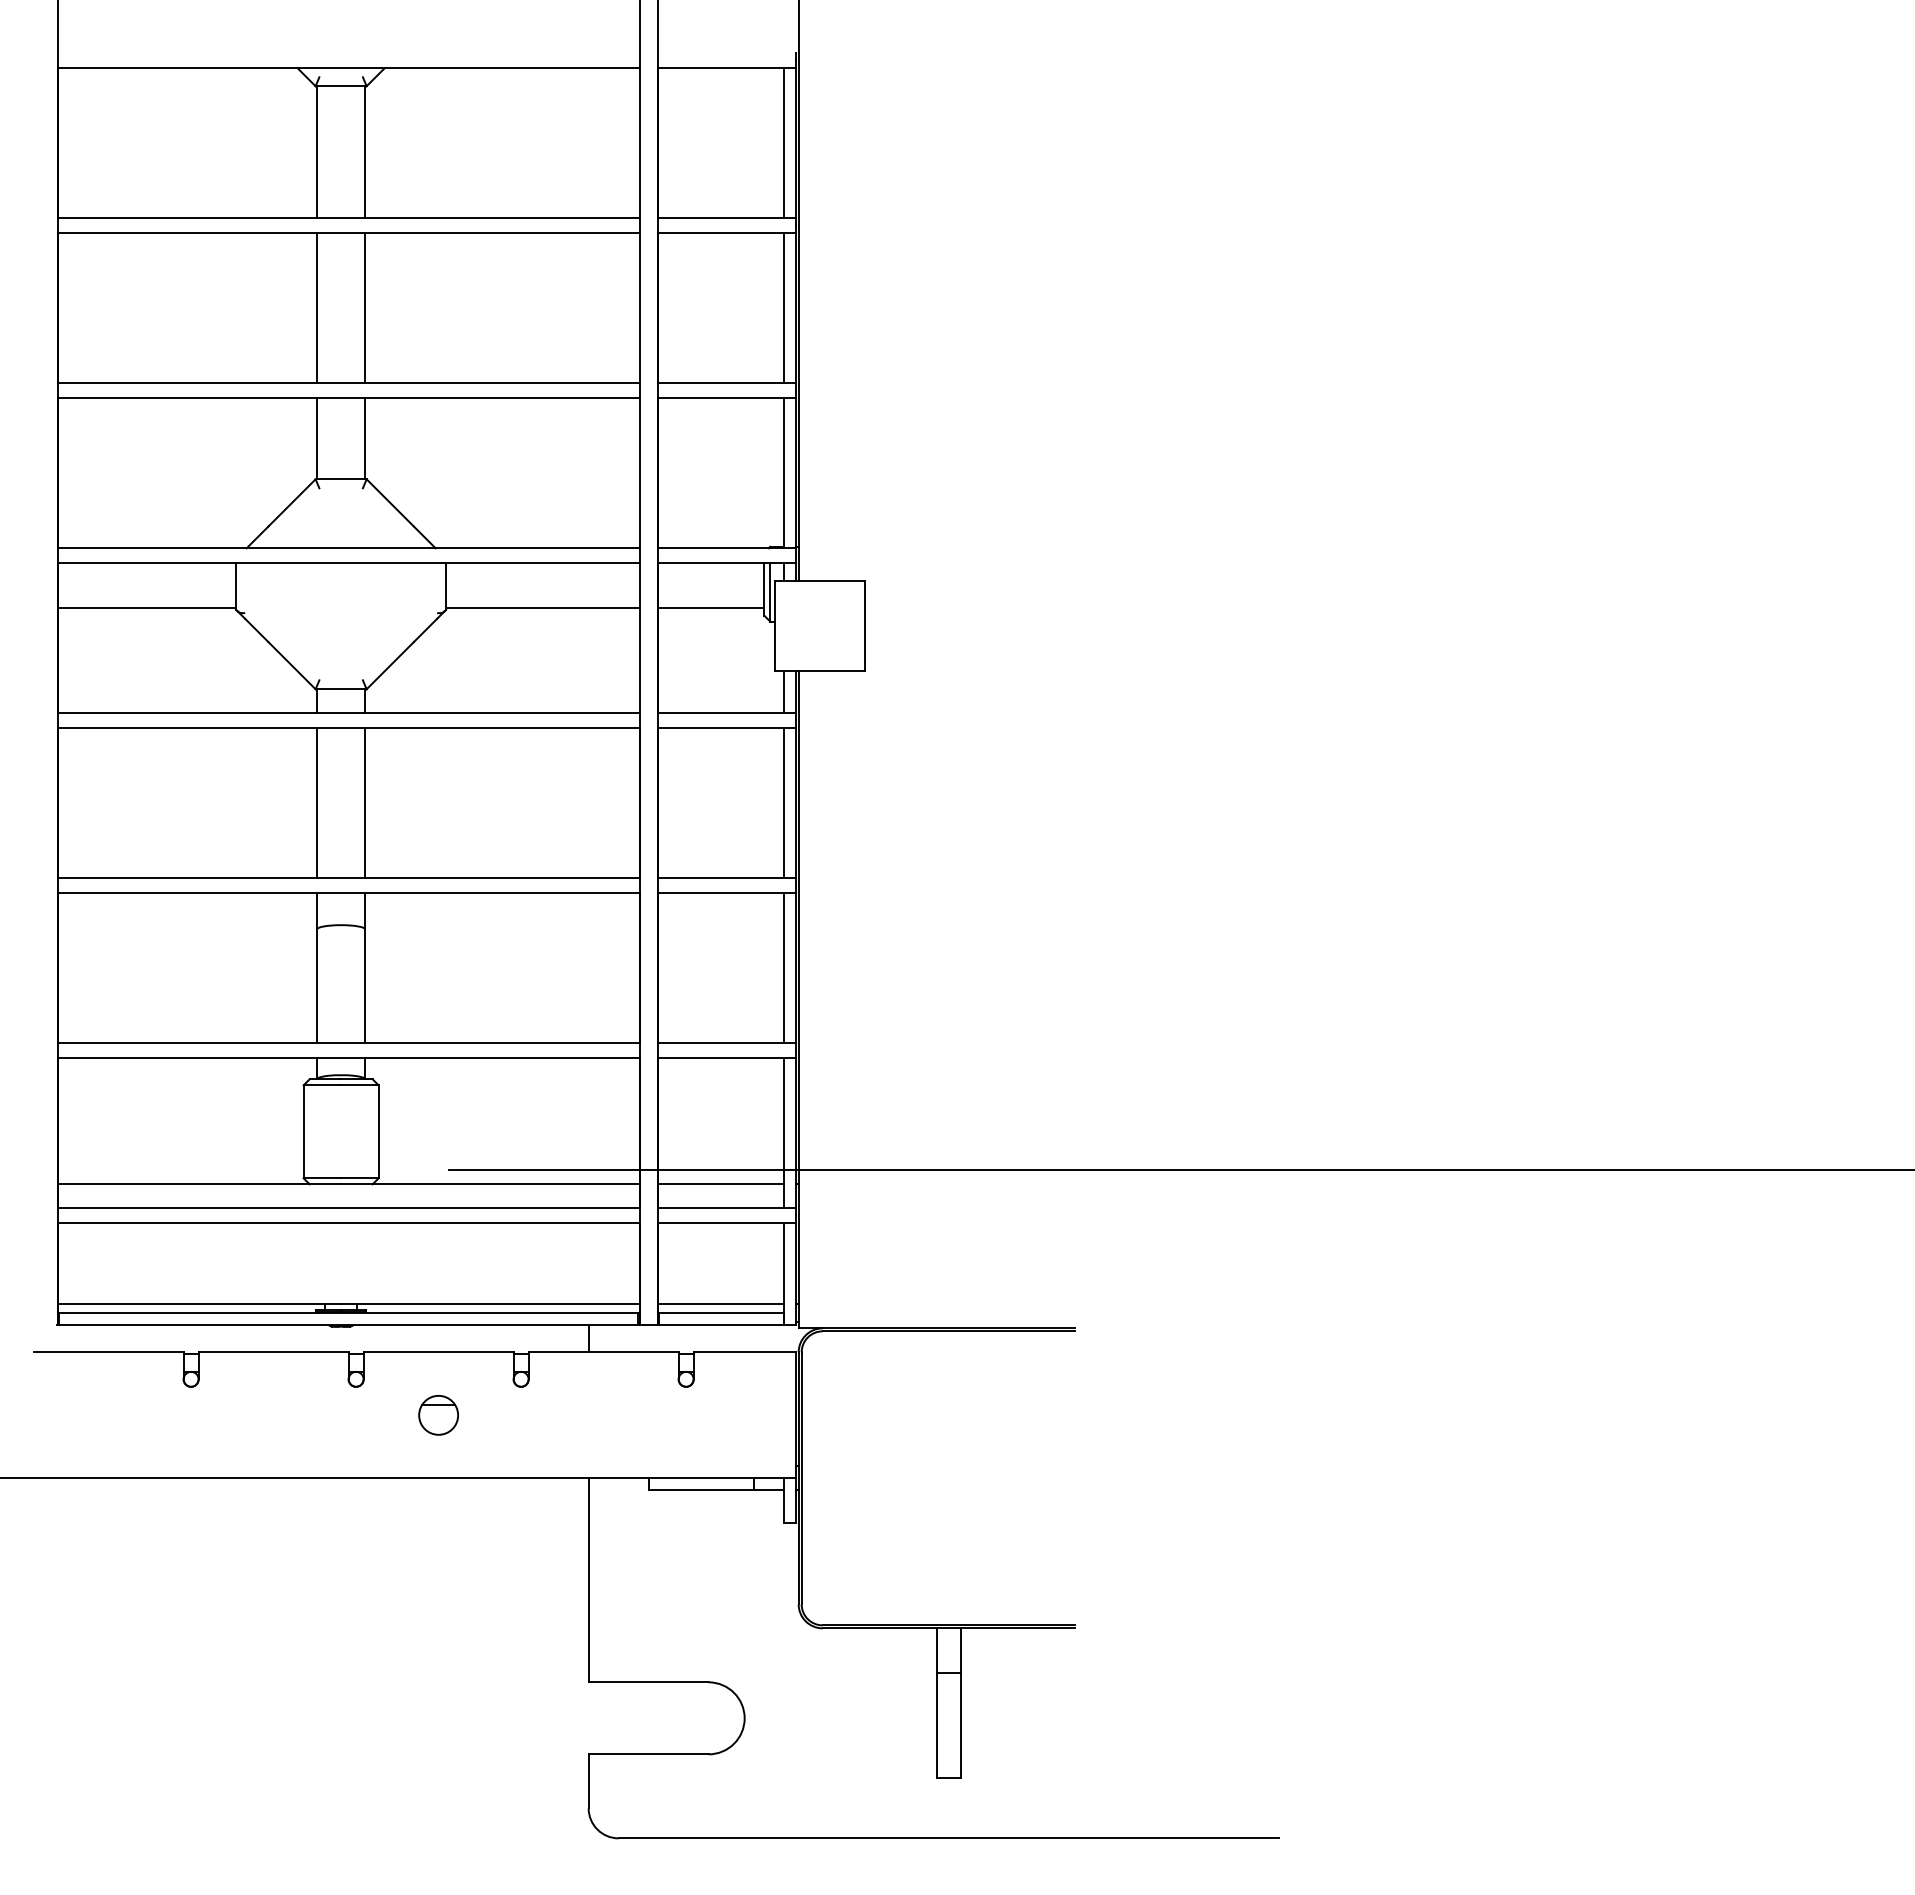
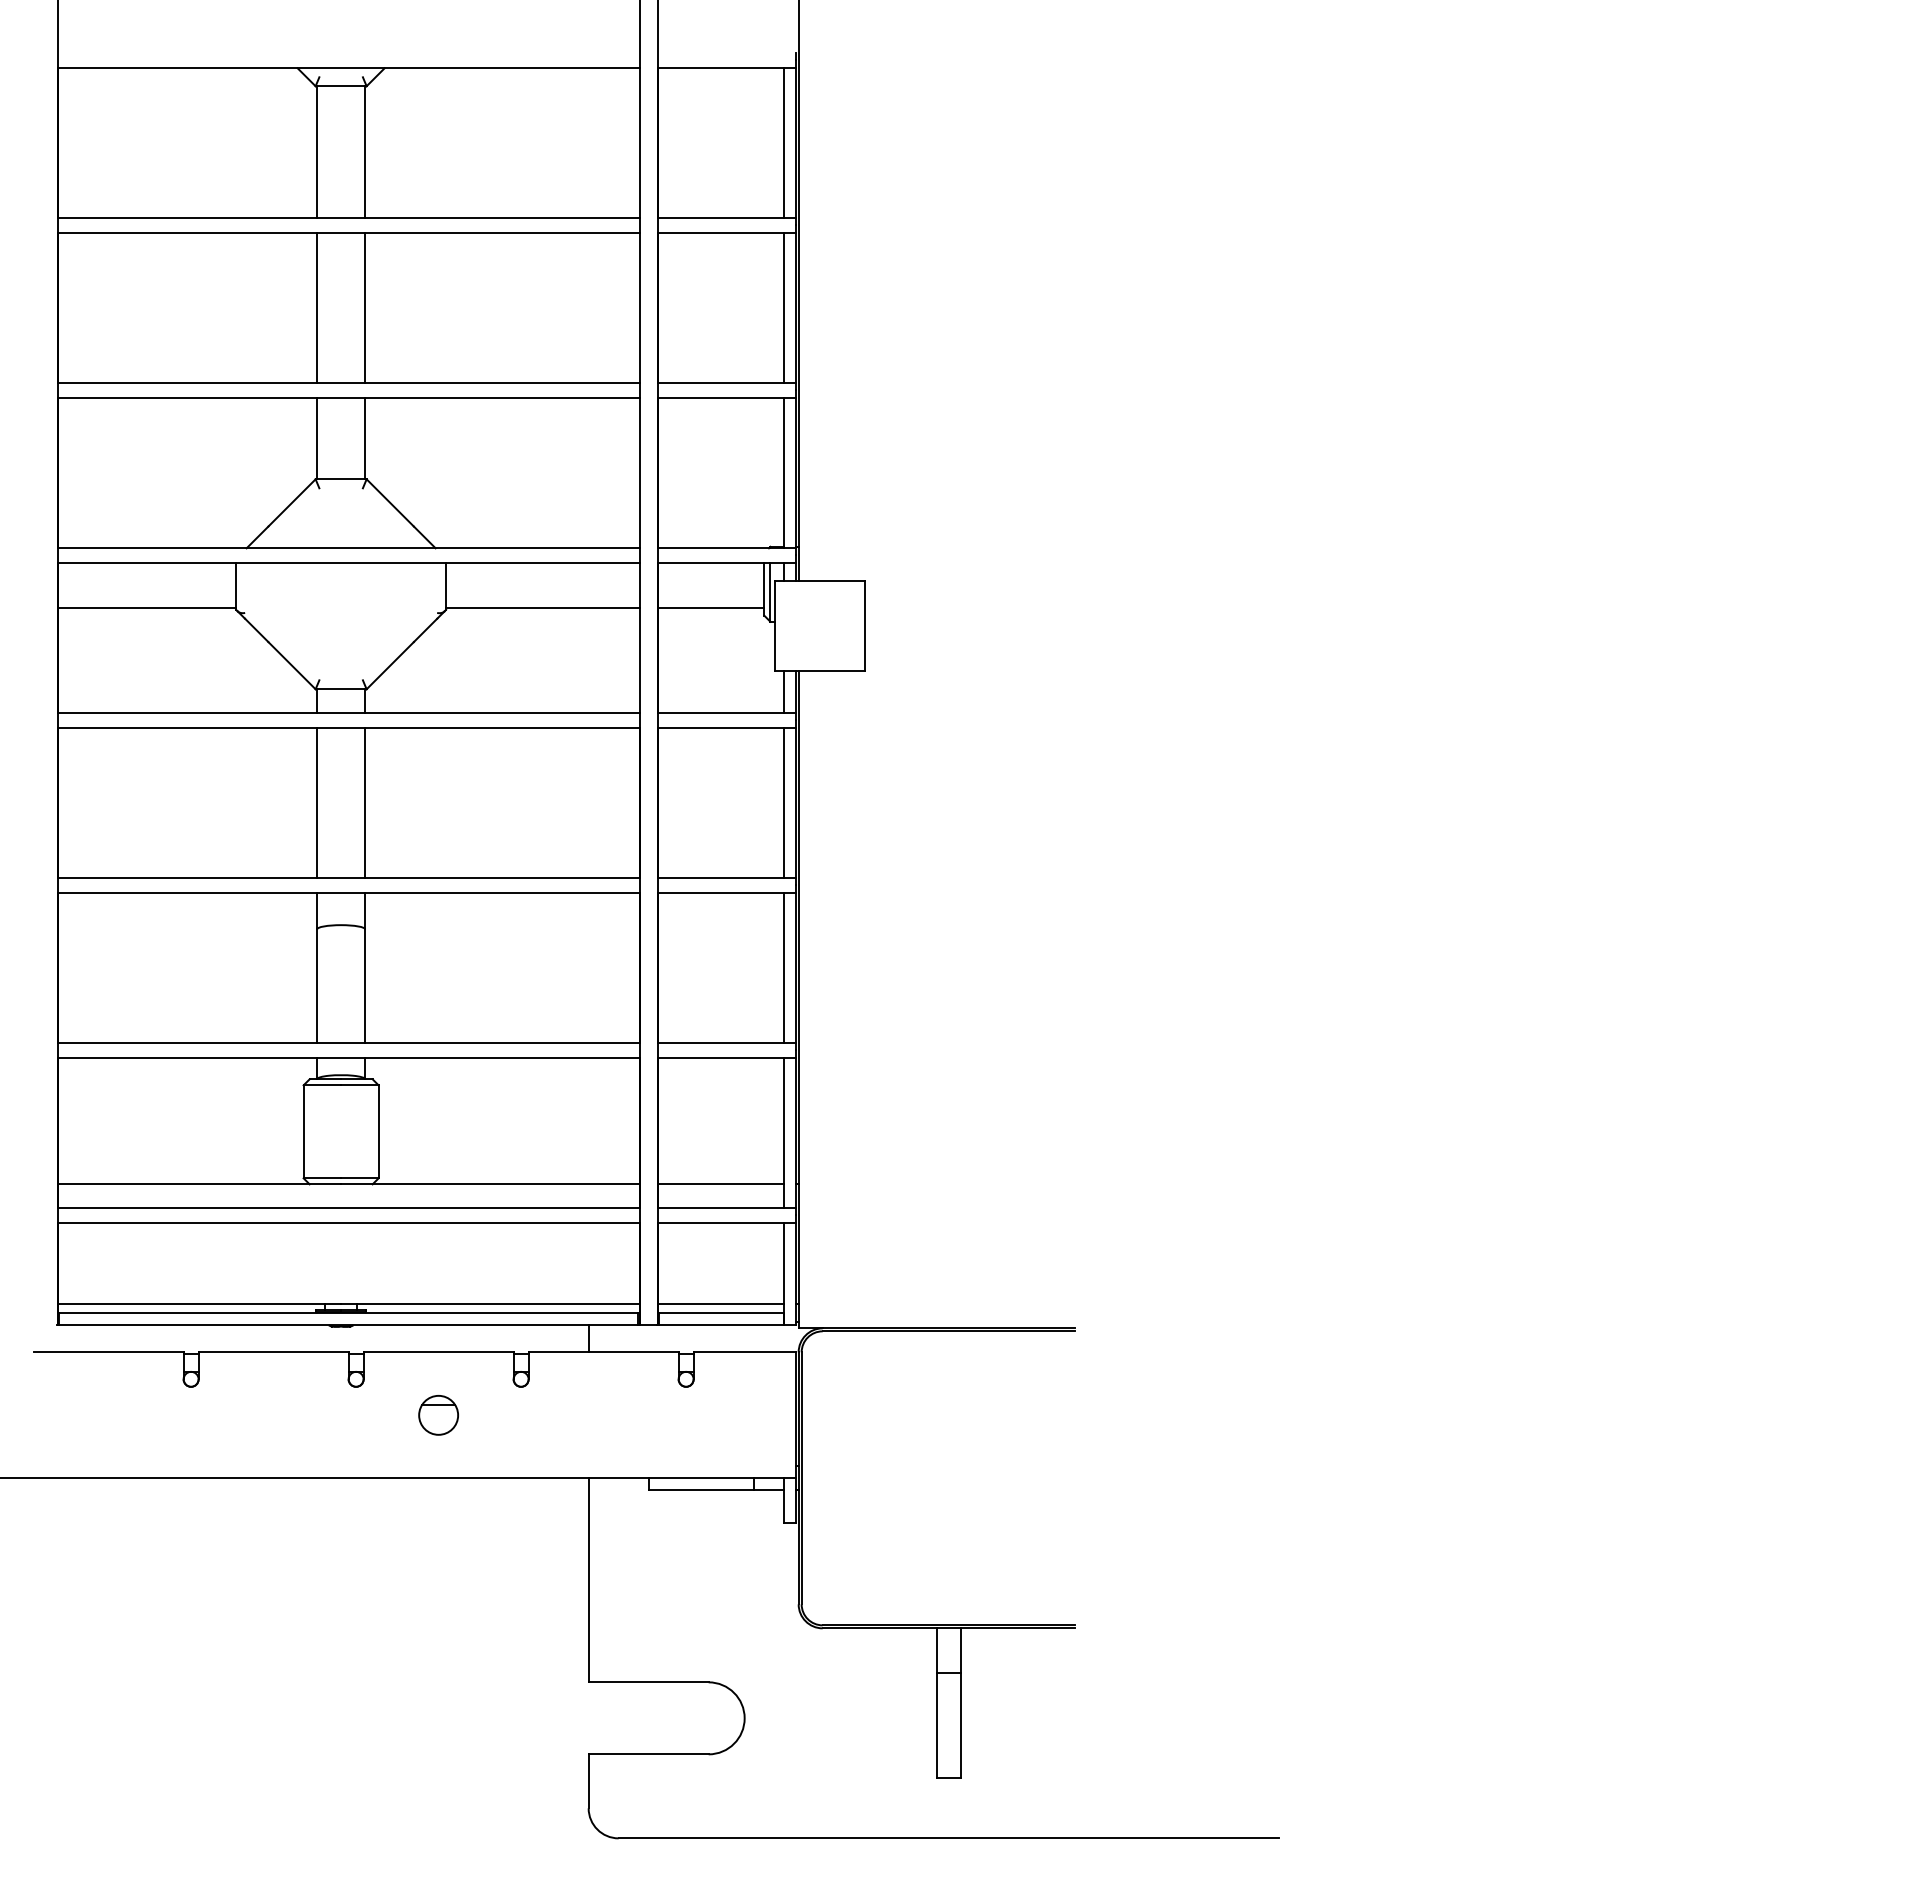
line: present -> none (1179, 1169)
